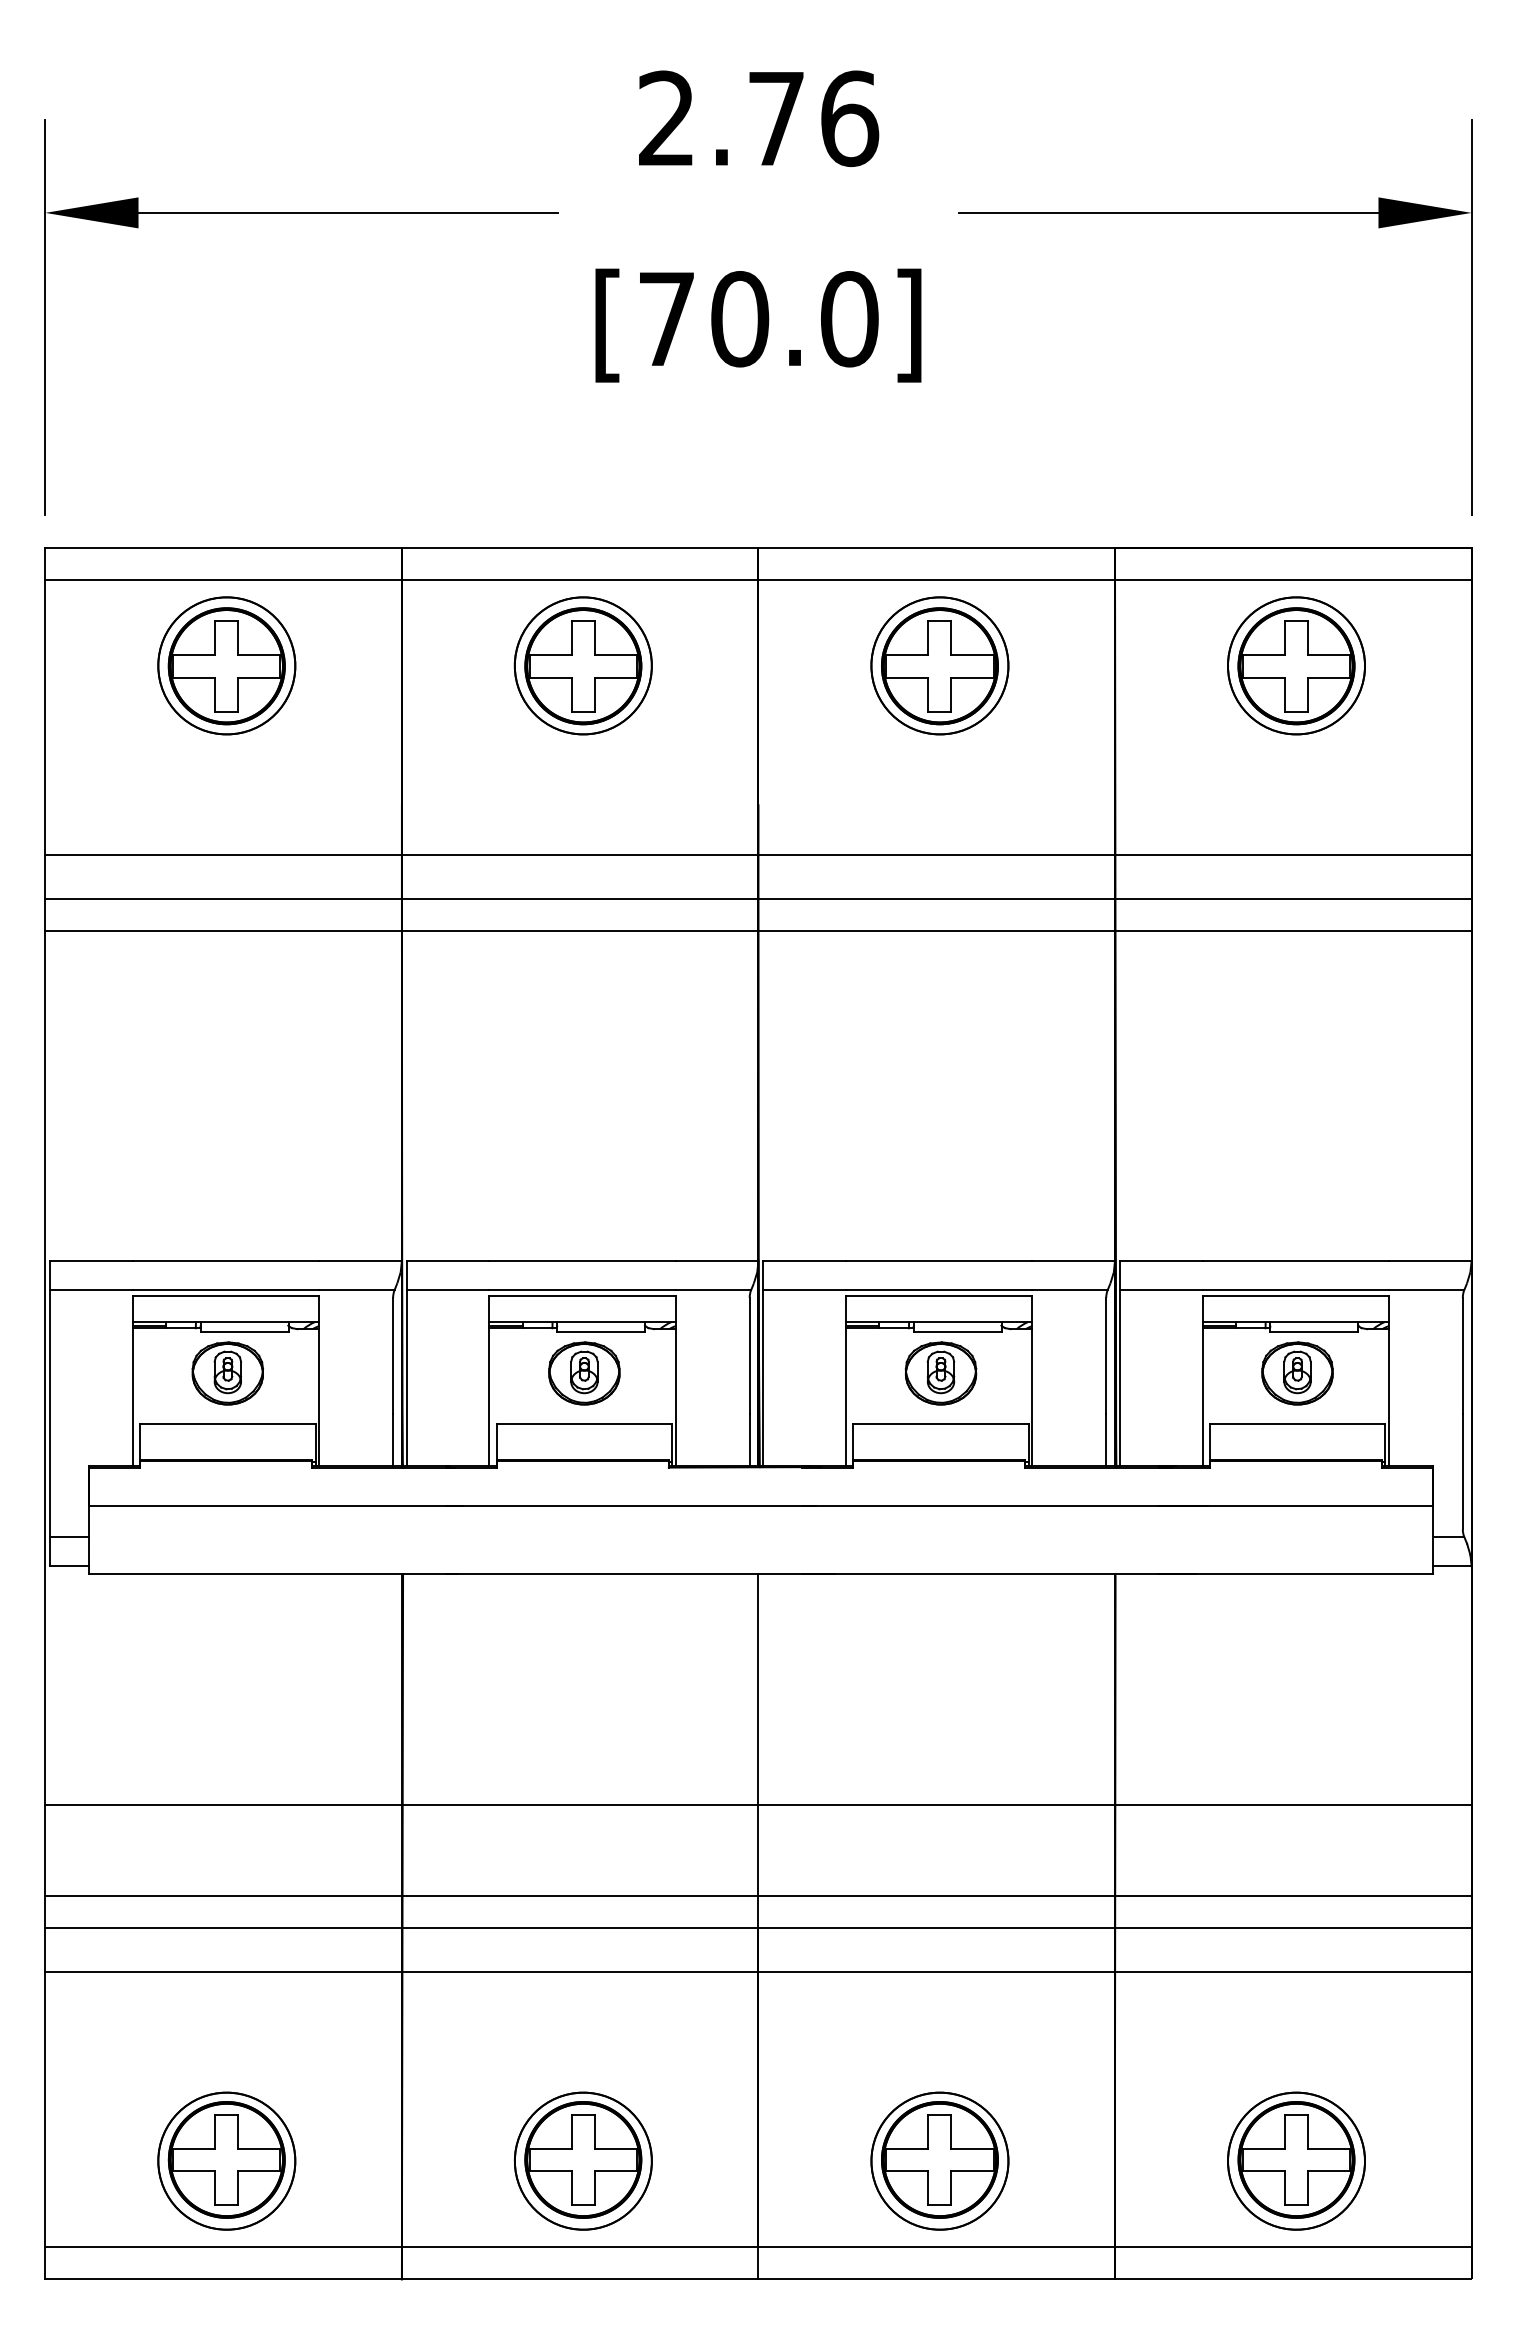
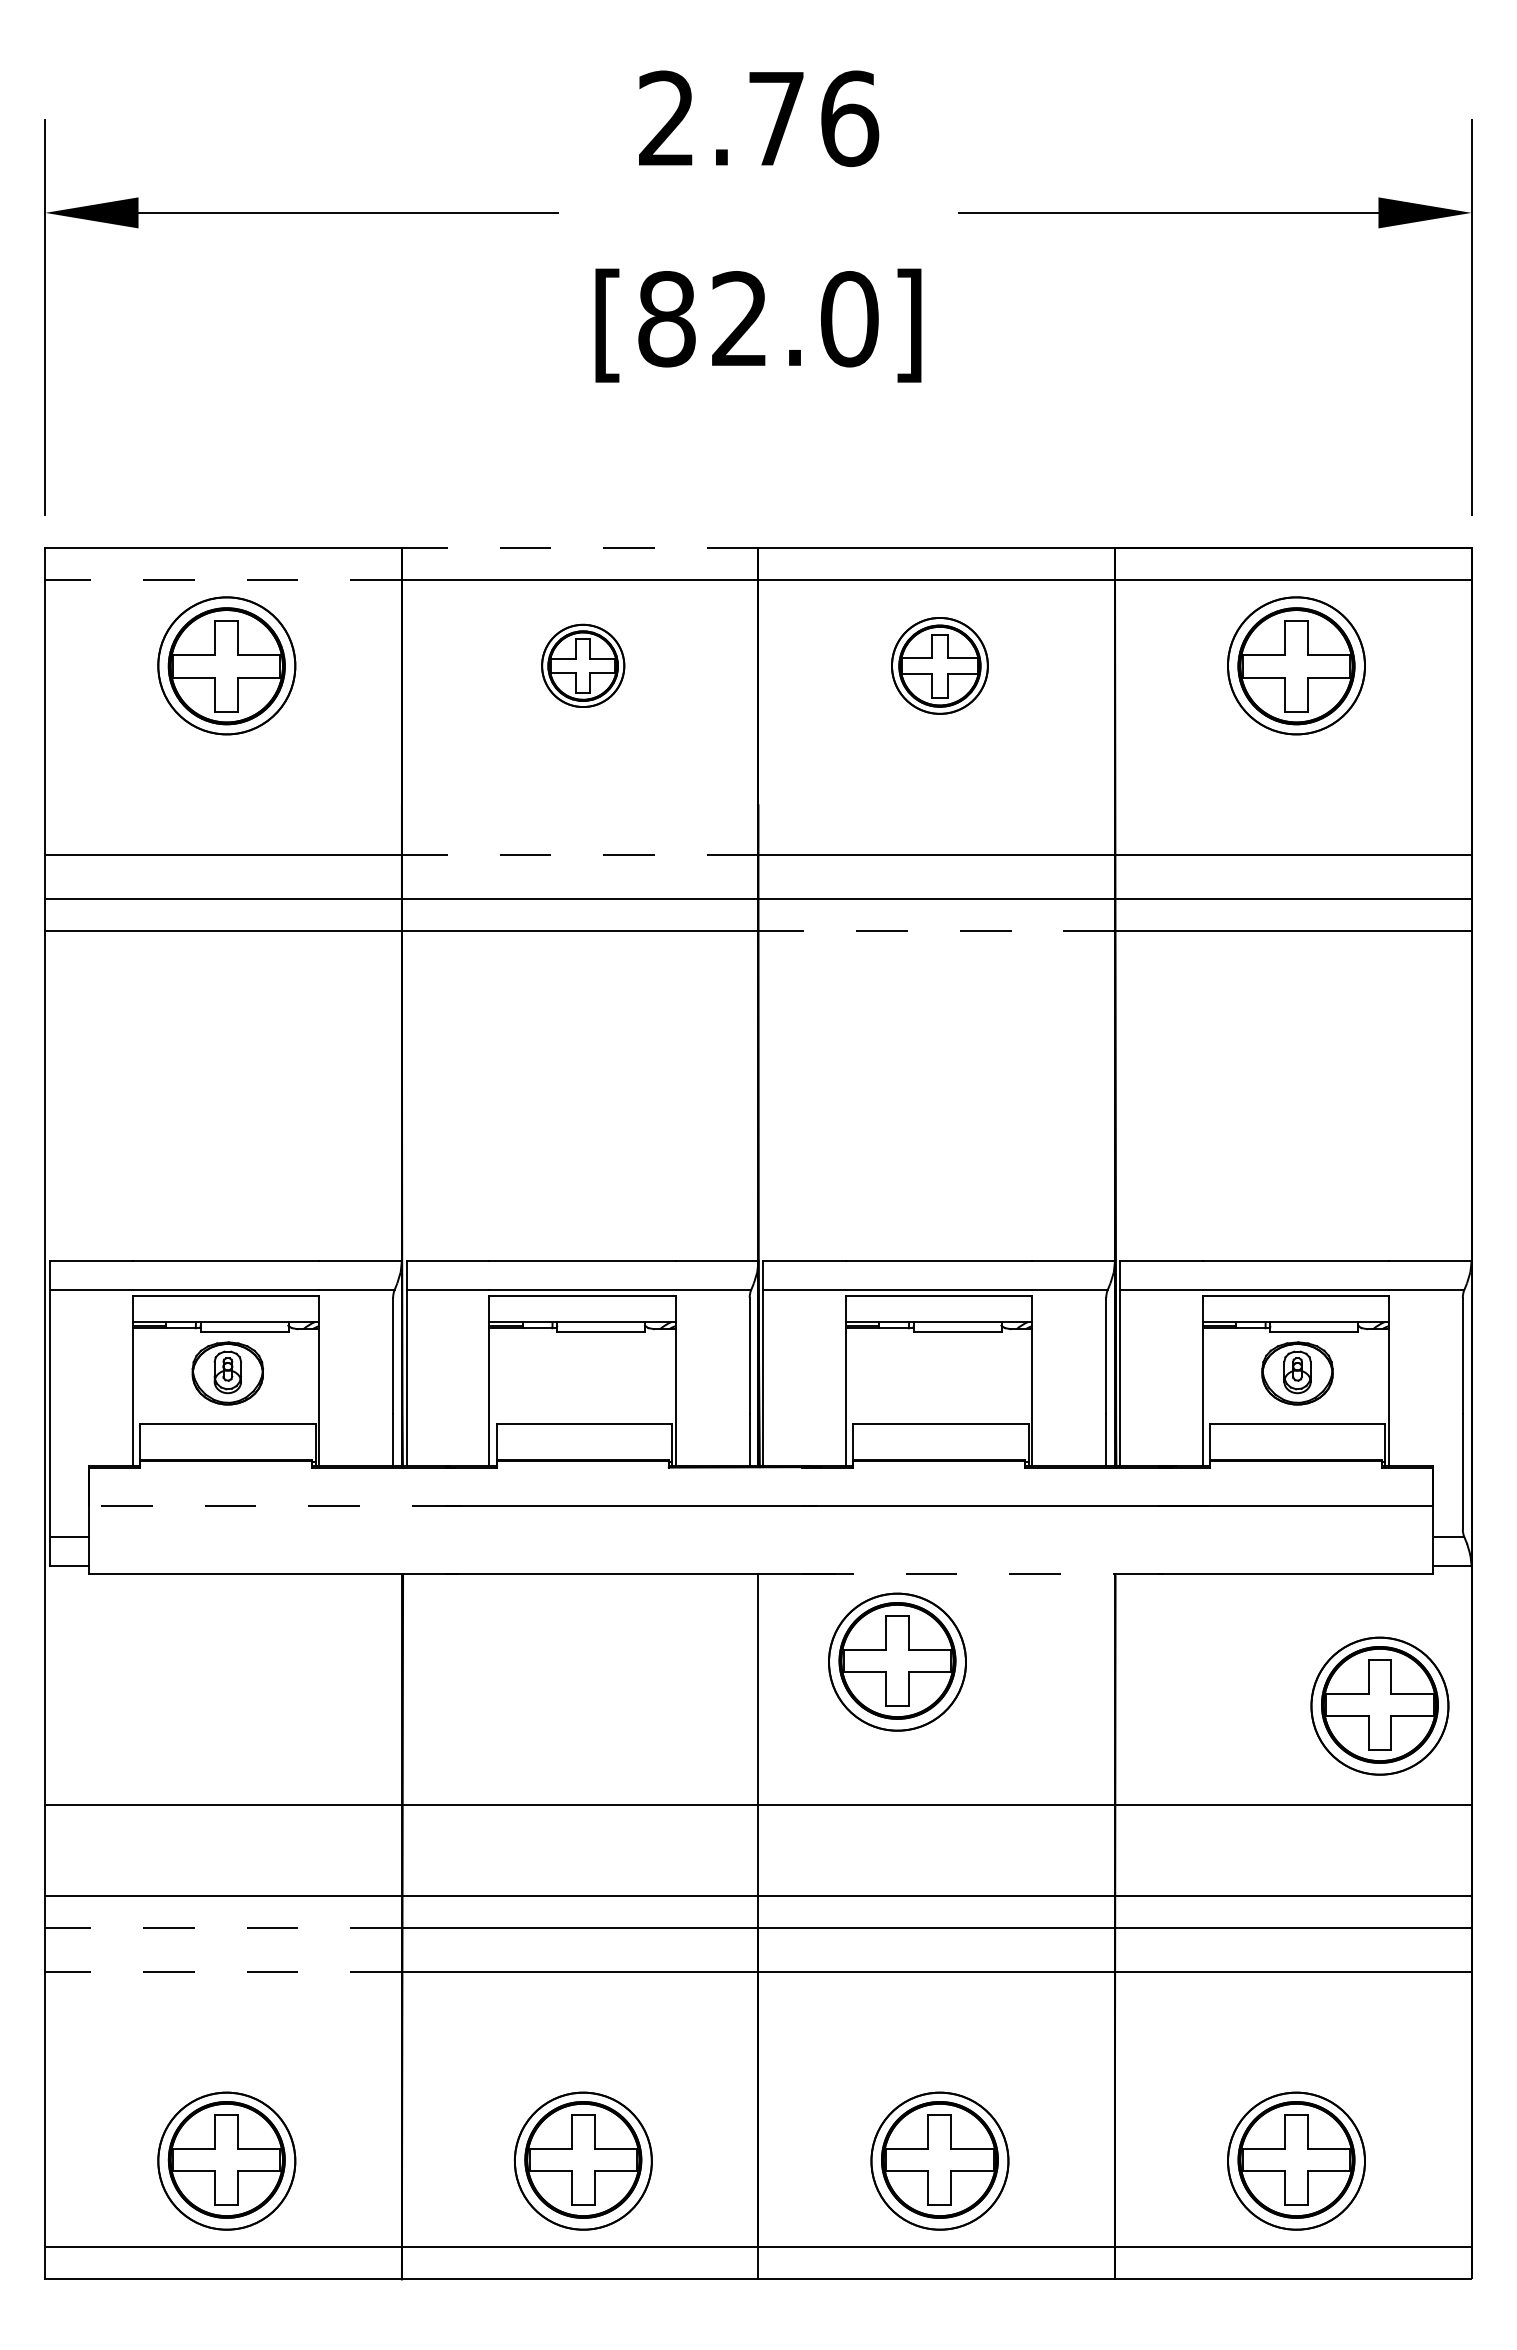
text: [70.0] -> [82.0] (703, 319)
line: solid -> dashed (579, 547)
line: solid -> dashed (223, 580)
part size: 140x140 px -> 85x85 px (583, 665)
part size: 140x140 px -> 98x98 px (939, 665)
line: solid -> dashed (579, 855)
line: solid -> dashed (936, 930)
part: present -> none (584, 1373)
part: present -> none (940, 1373)
line: solid -> dashed (275, 1506)
line: solid -> dashed (999, 1573)
part: none -> present (897, 1661)
part: none -> present (1379, 1705)
line: solid -> dashed (223, 1927)
line: solid -> dashed (223, 1971)
